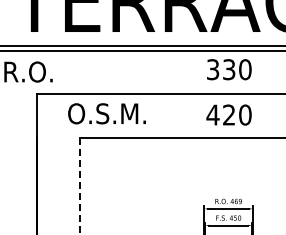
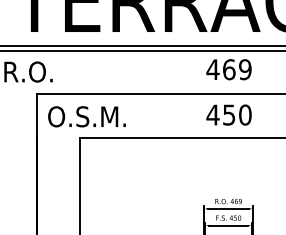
text: 330 -> 469 (228, 69)
text position: (106, 113) -> (86, 116) (86, 116)
text: 420 -> 450 (229, 114)
line: dashed -> solid (80, 186)
